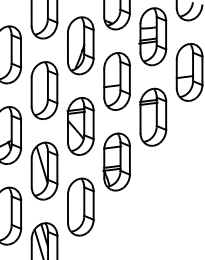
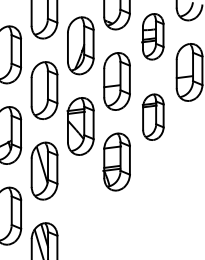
part size: 30x60 px -> 24x48 px (152, 36)
part size: 29x60 px -> 24x48 px (152, 116)
part: present -> none (80, 206)
